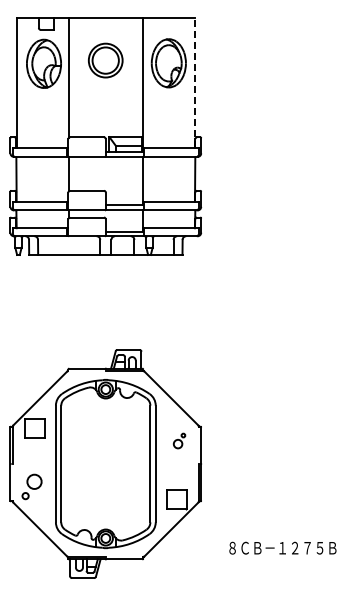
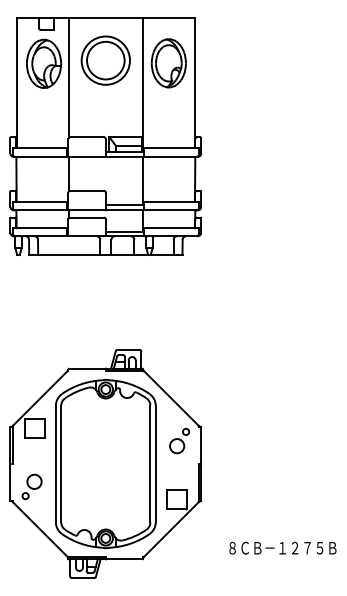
part size: 37x37 px -> 51x51 px (105, 60)
line: dashed -> solid (194, 82)
part size: 15x18 px -> 21x28 px (179, 440)
